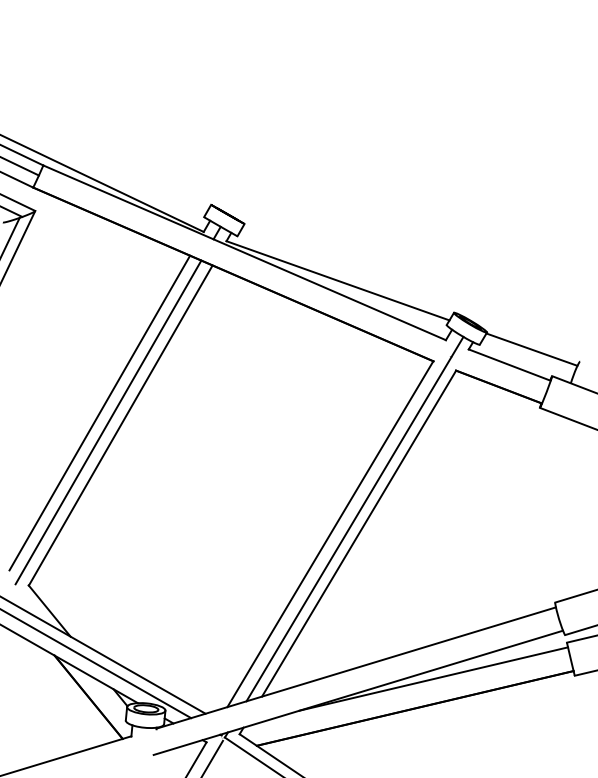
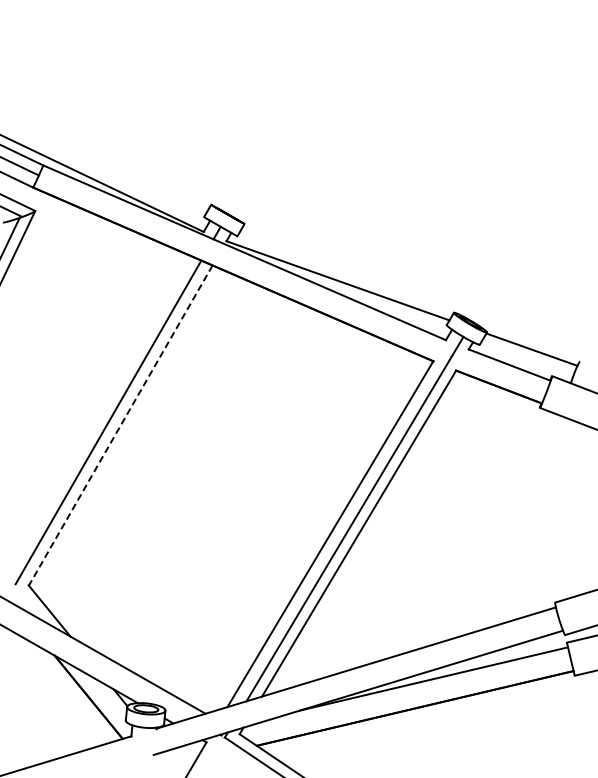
line: present -> none (99, 412)
line: solid -> dashed (120, 425)
line: present -> none (96, 664)
line: present -> none (212, 757)
